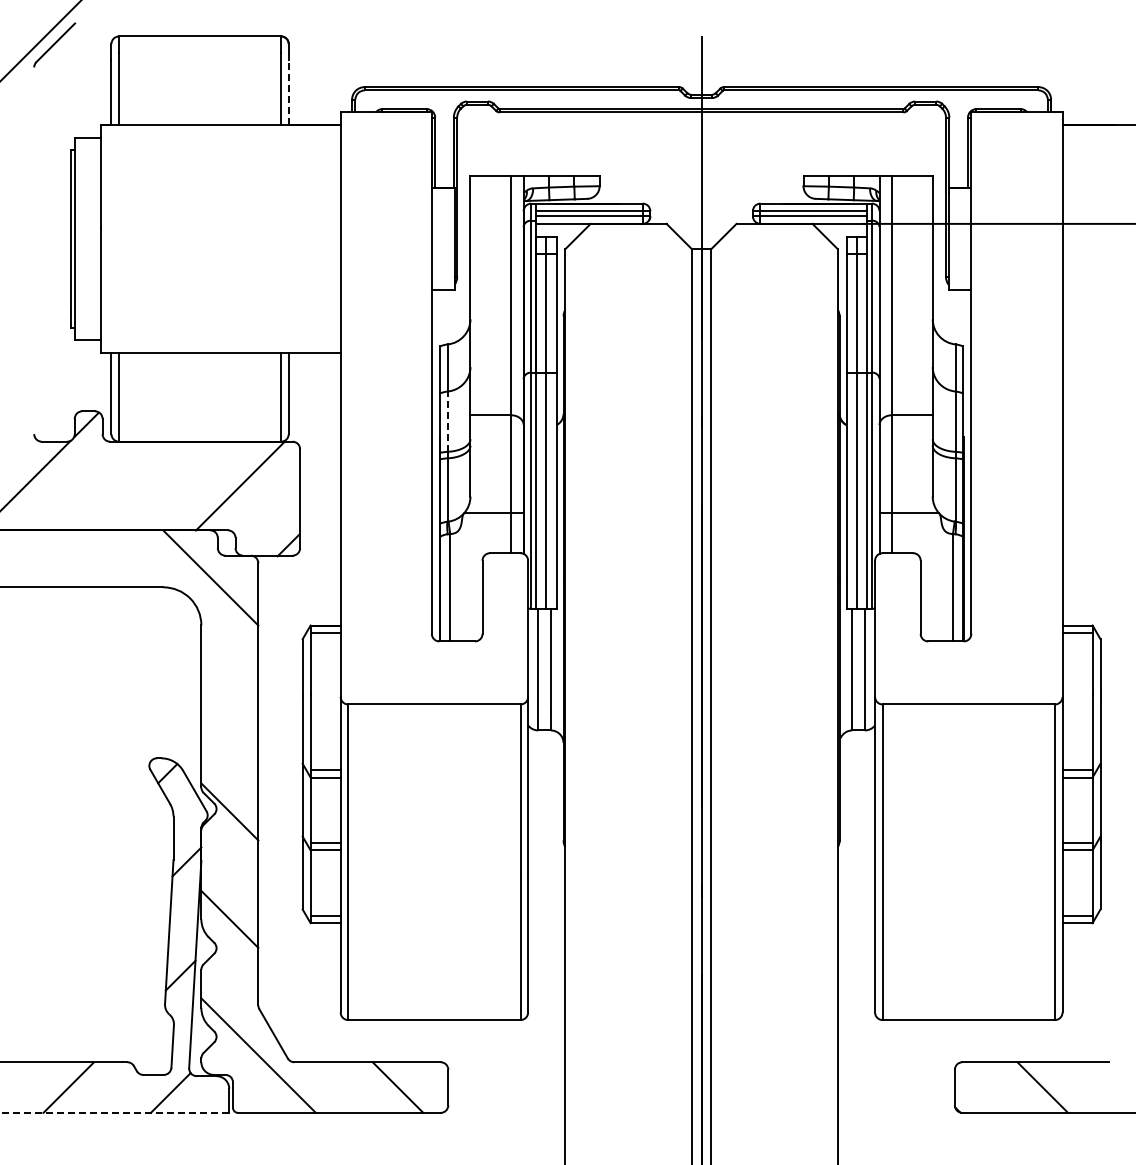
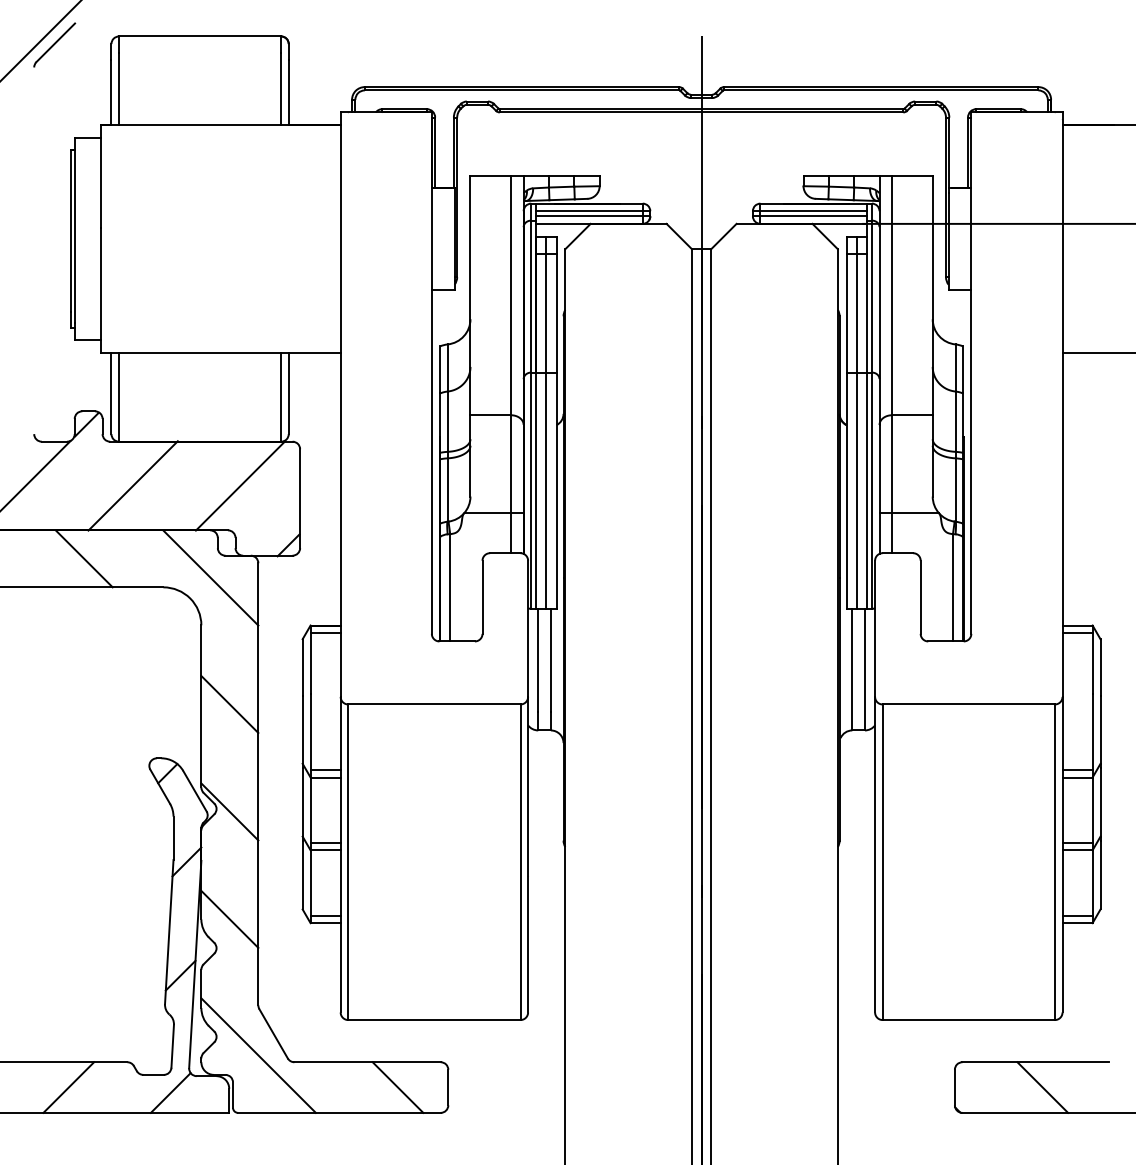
line: dashed -> solid (288, 92)
line: none -> present (1097, 353)
line: dashed -> solid (447, 421)
line: none -> present (132, 485)
line: none -> present (83, 558)
line: none -> present (229, 704)
line: dashed -> solid (114, 1112)
